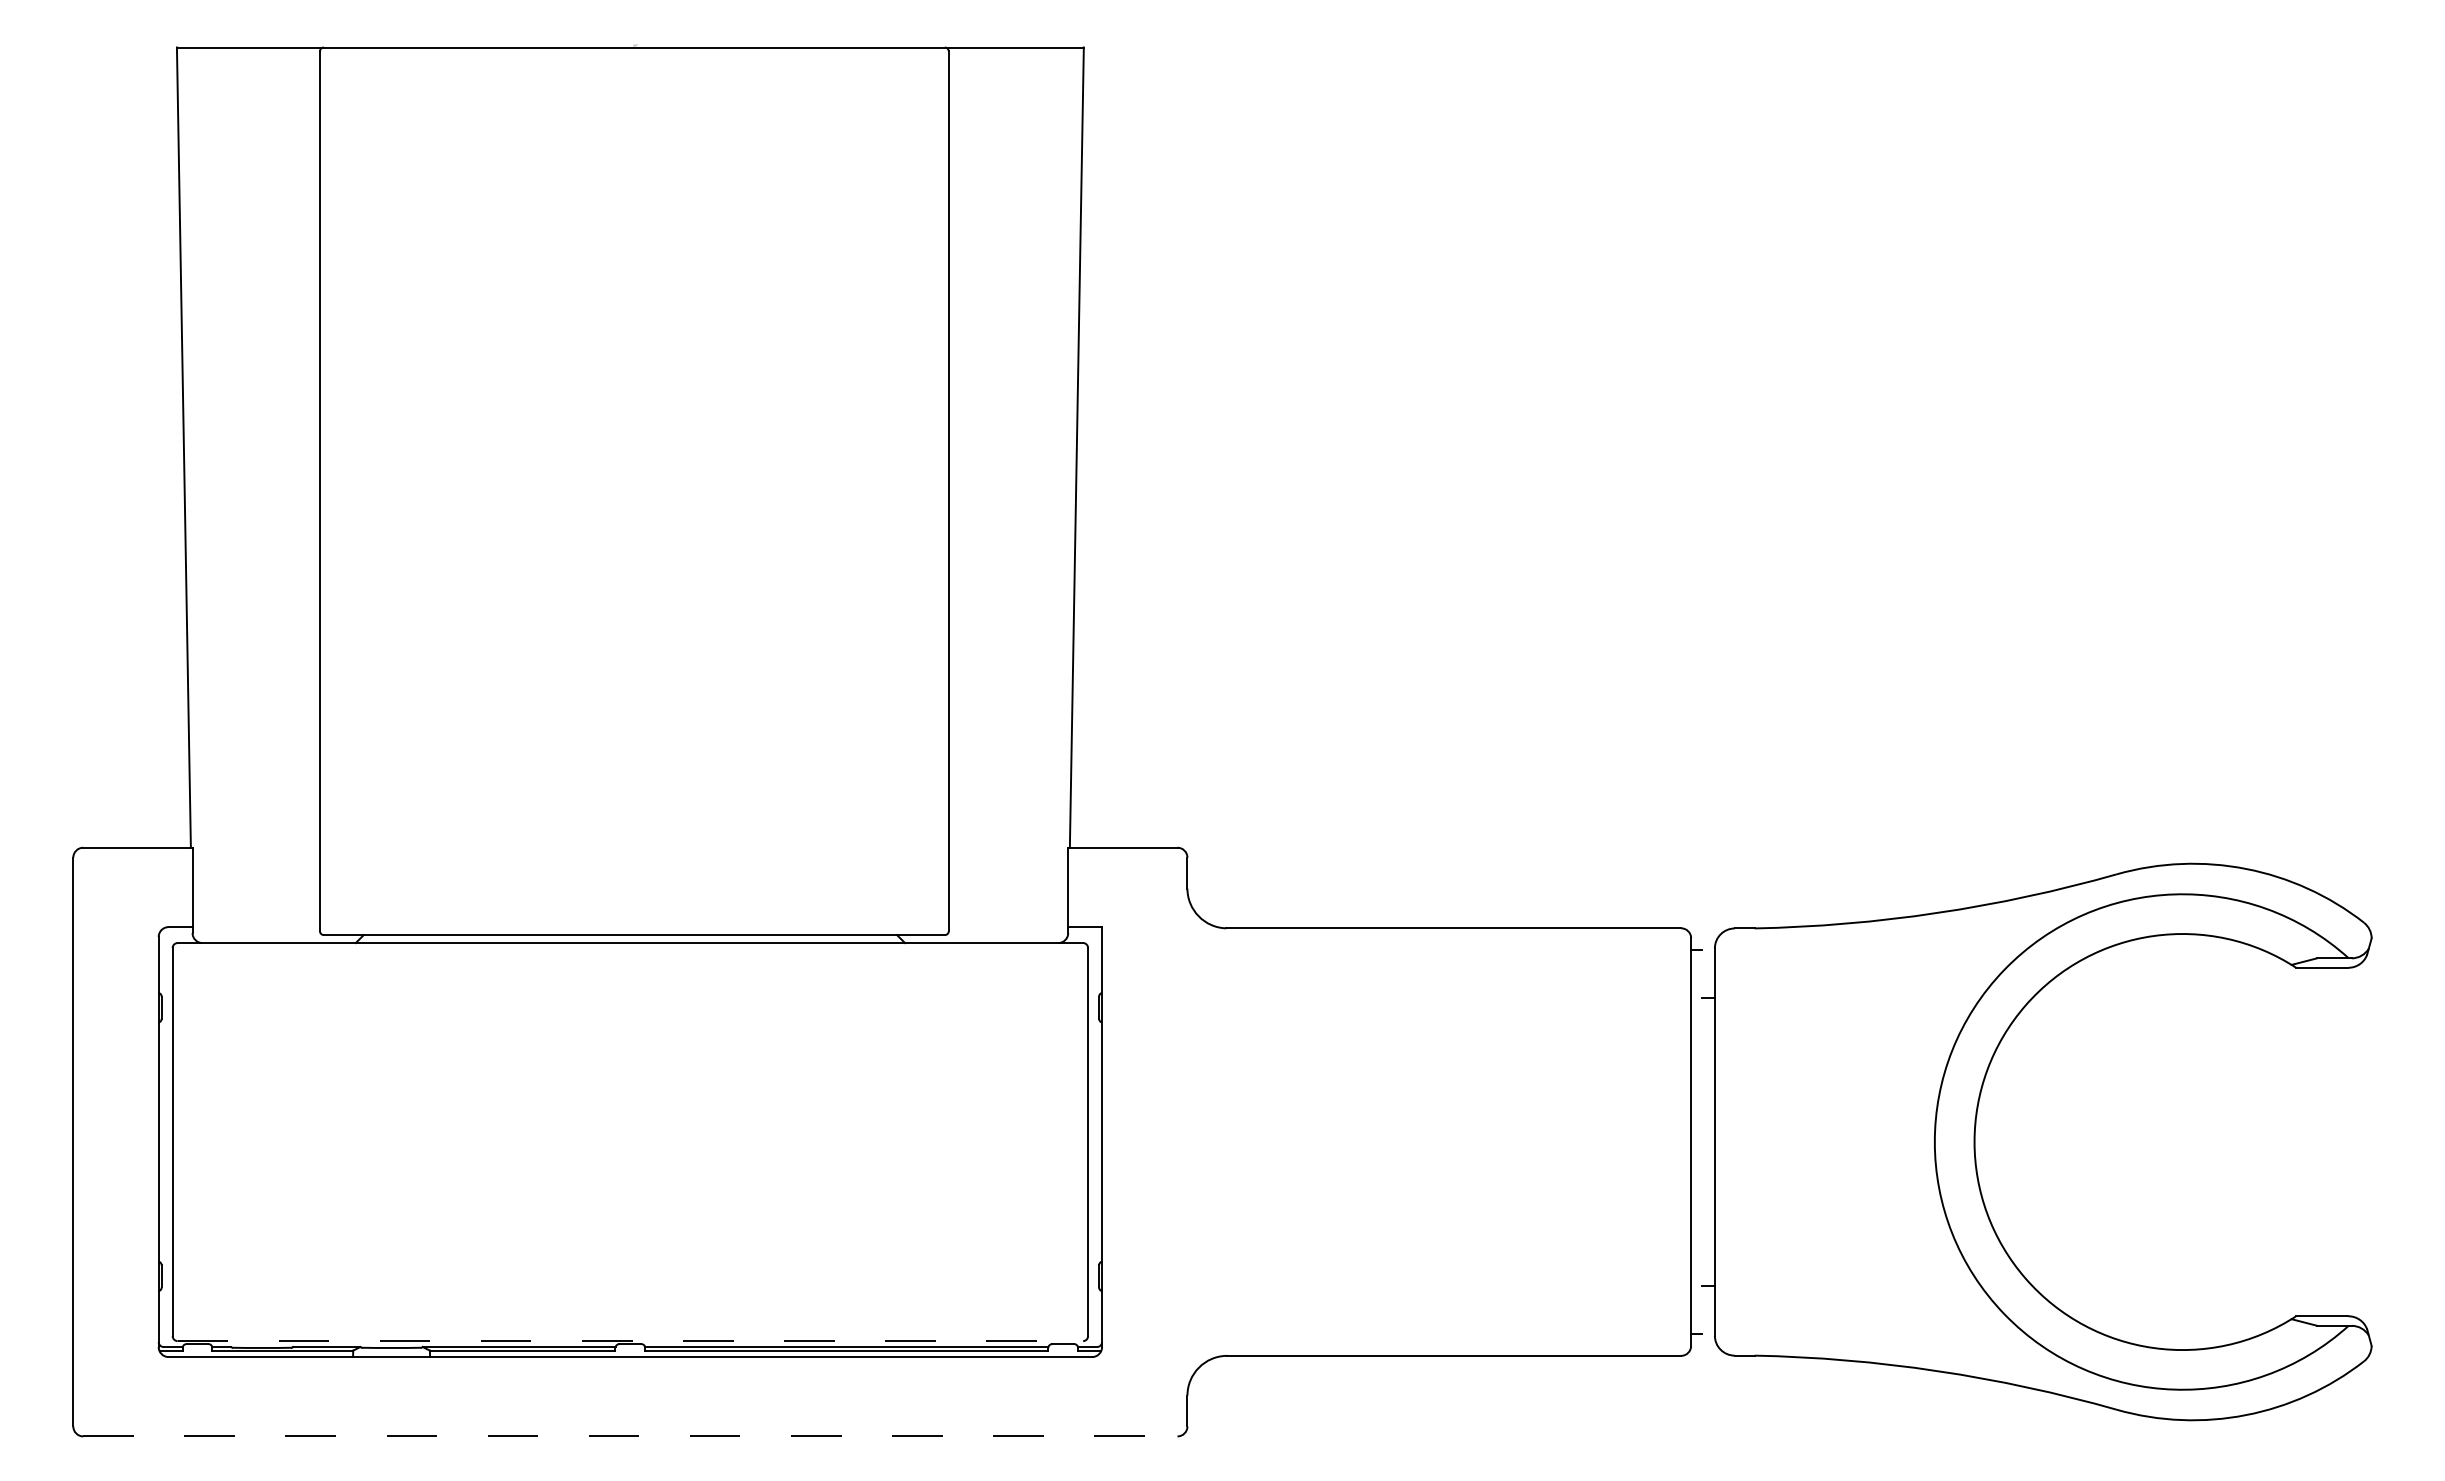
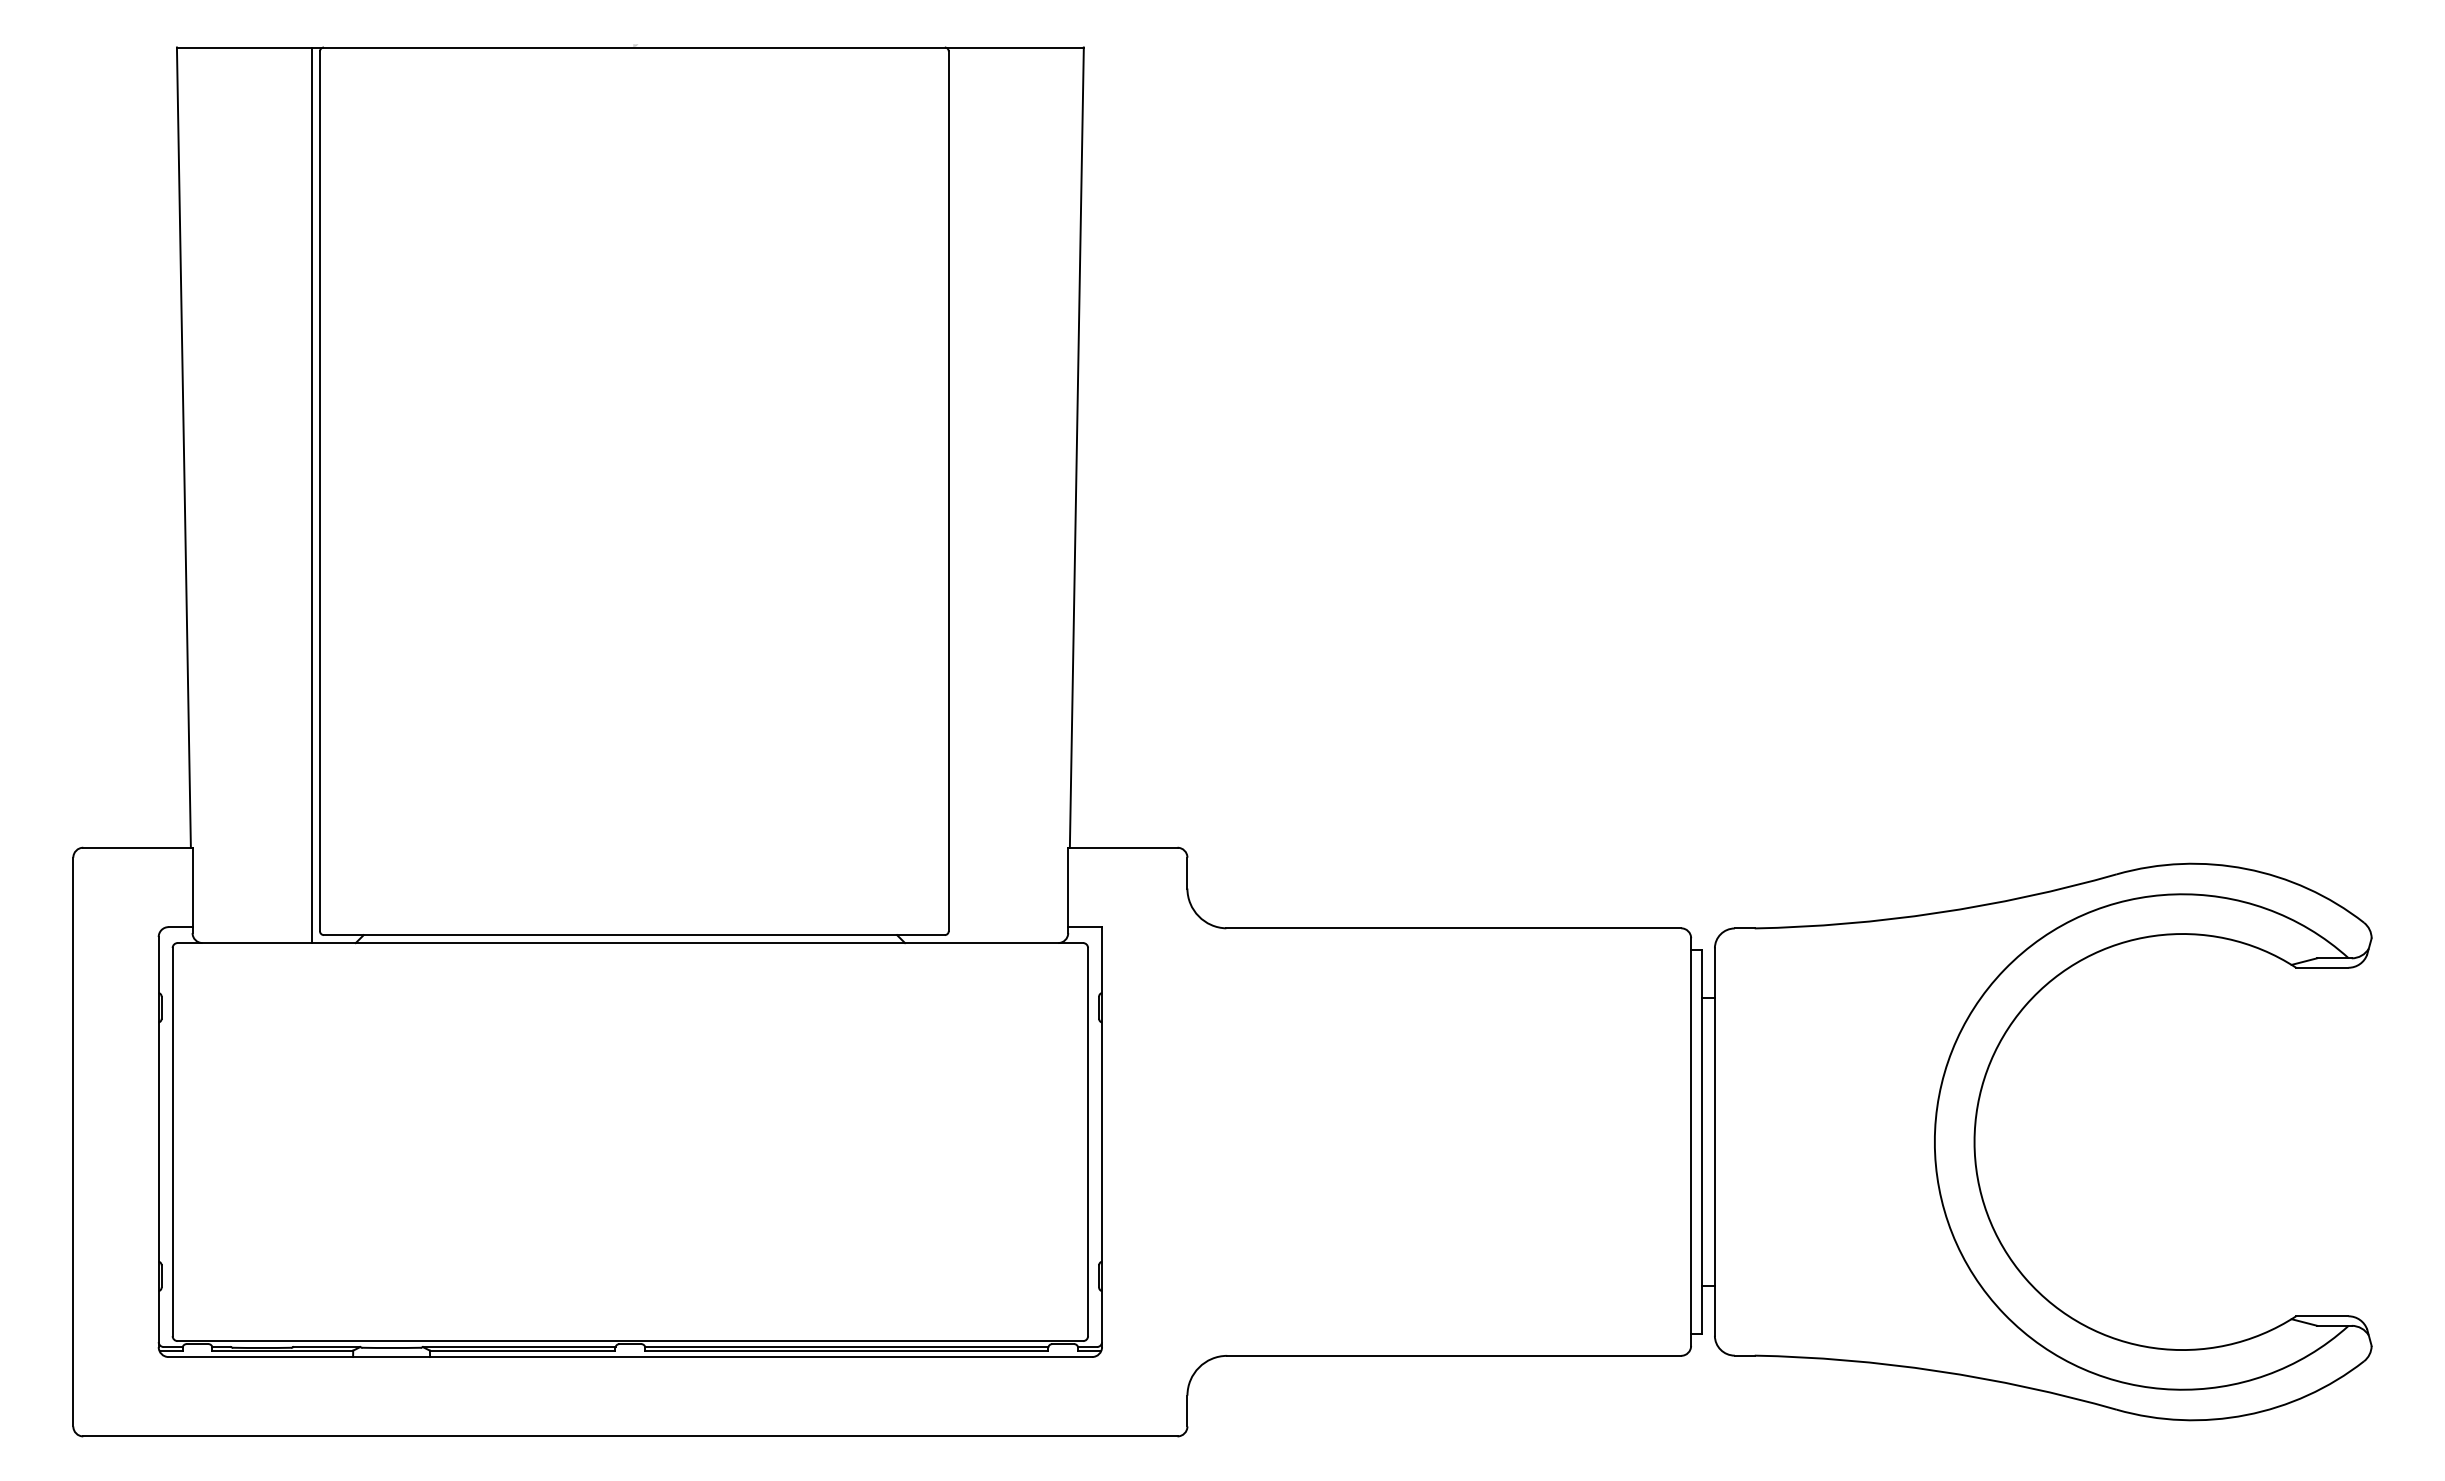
line: none -> present (311, 495)
line: none -> present (1701, 1141)
line: dashed -> solid (630, 1341)
line: dashed -> solid (630, 1436)
